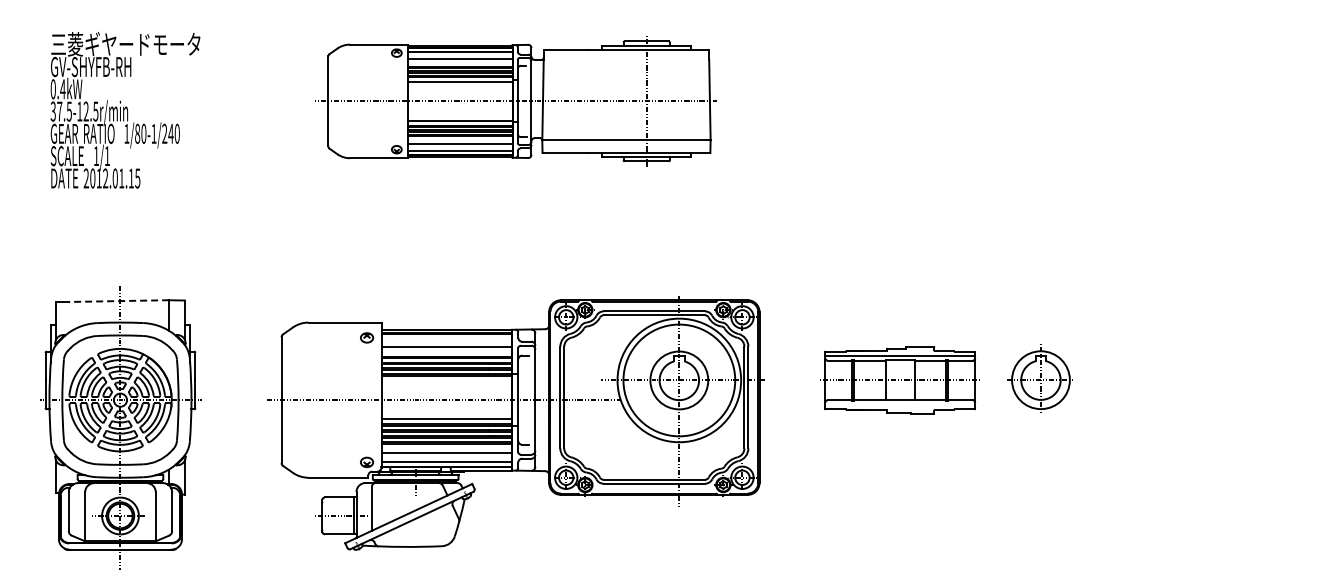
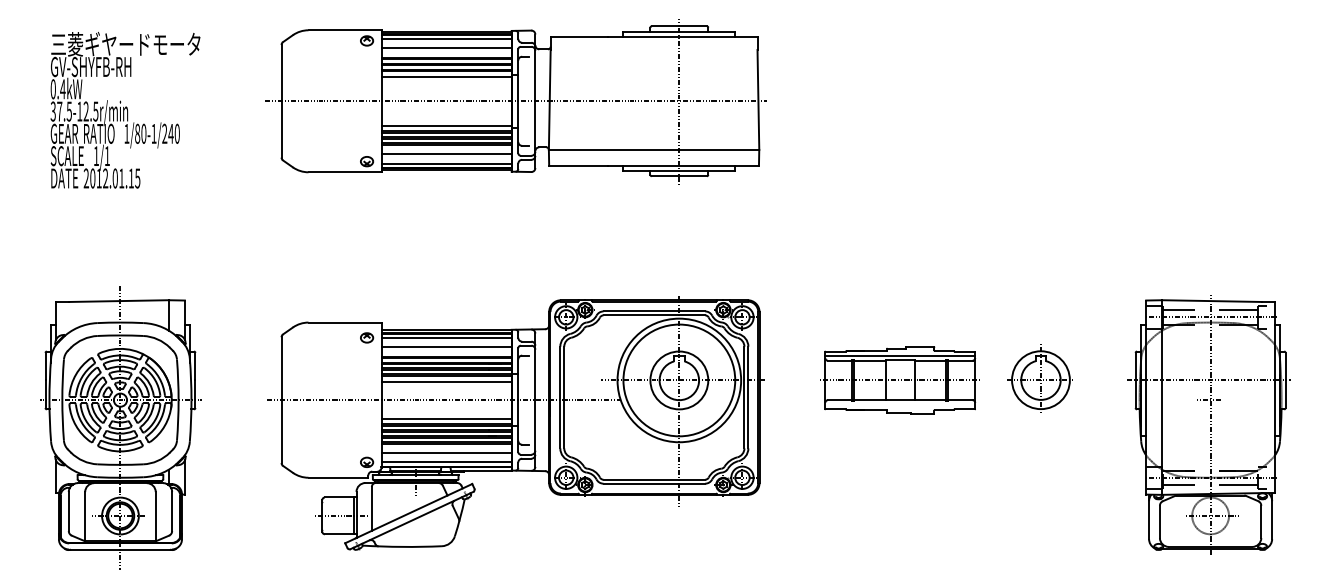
part size: 402x131 px -> 502x166 px (515, 101)
line: dashed -> solid (119, 301)
line: none -> present (446, 337)
line: none -> present (446, 381)
part: none -> present (1208, 424)
